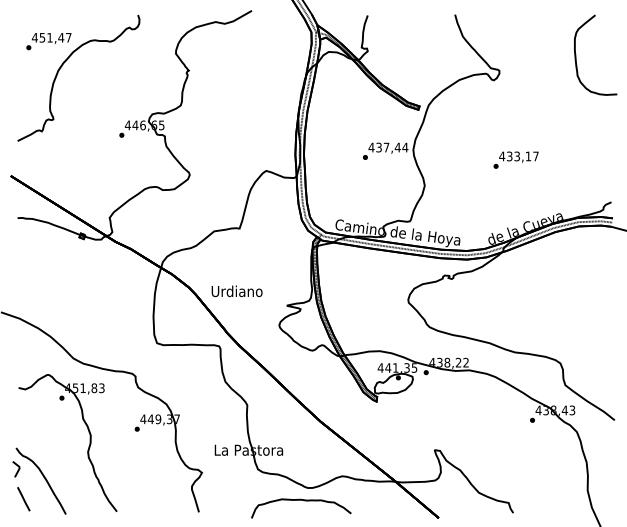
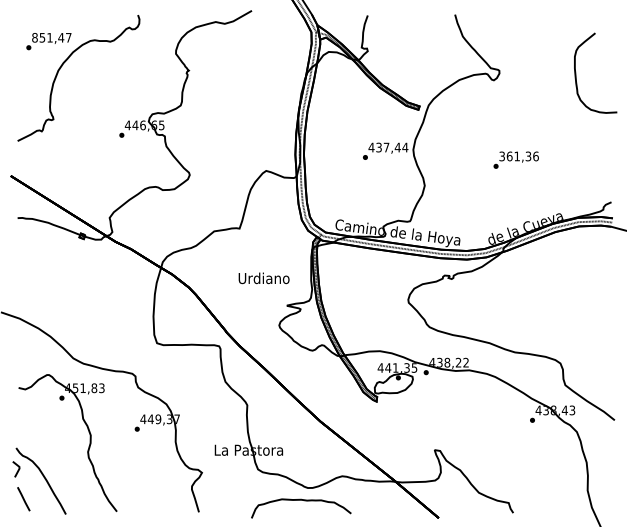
text: 451,47 -> 851,47 (34, 37)
curve position: (576, 54) -> (576, 72) (576, 72)
text: 433,17 -> 361,36 (518, 156)
text position: (236, 291) -> (263, 278) (263, 278)
